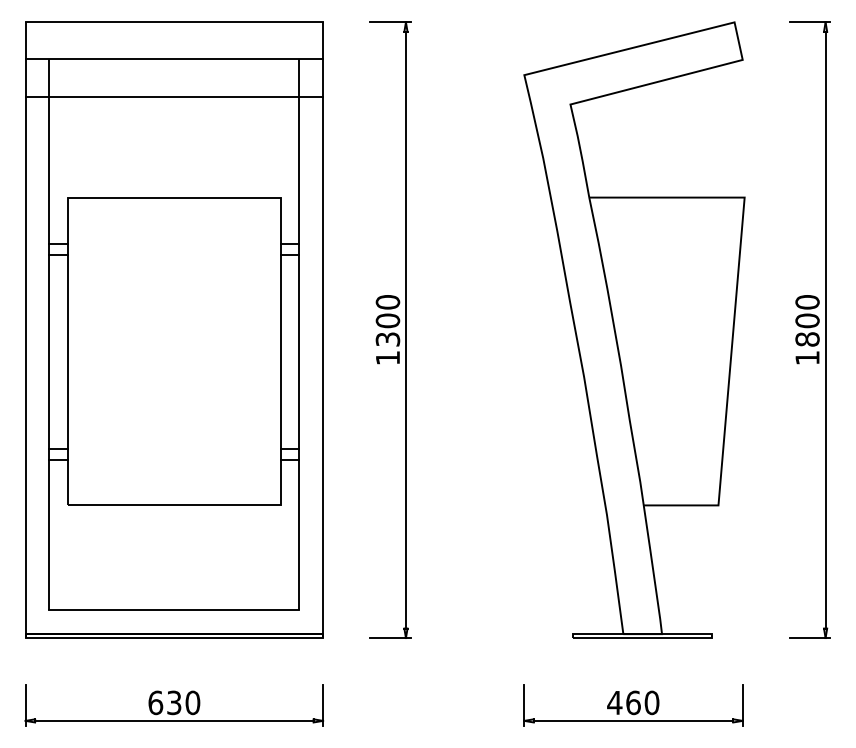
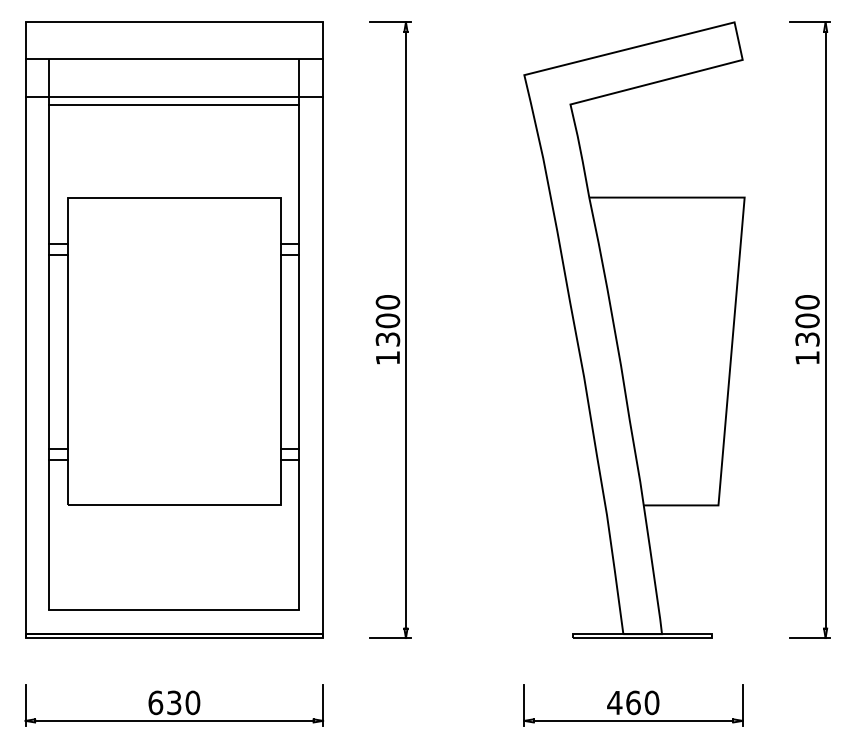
line: none -> present (174, 104)
text: 1800 -> 1300 (807, 339)
